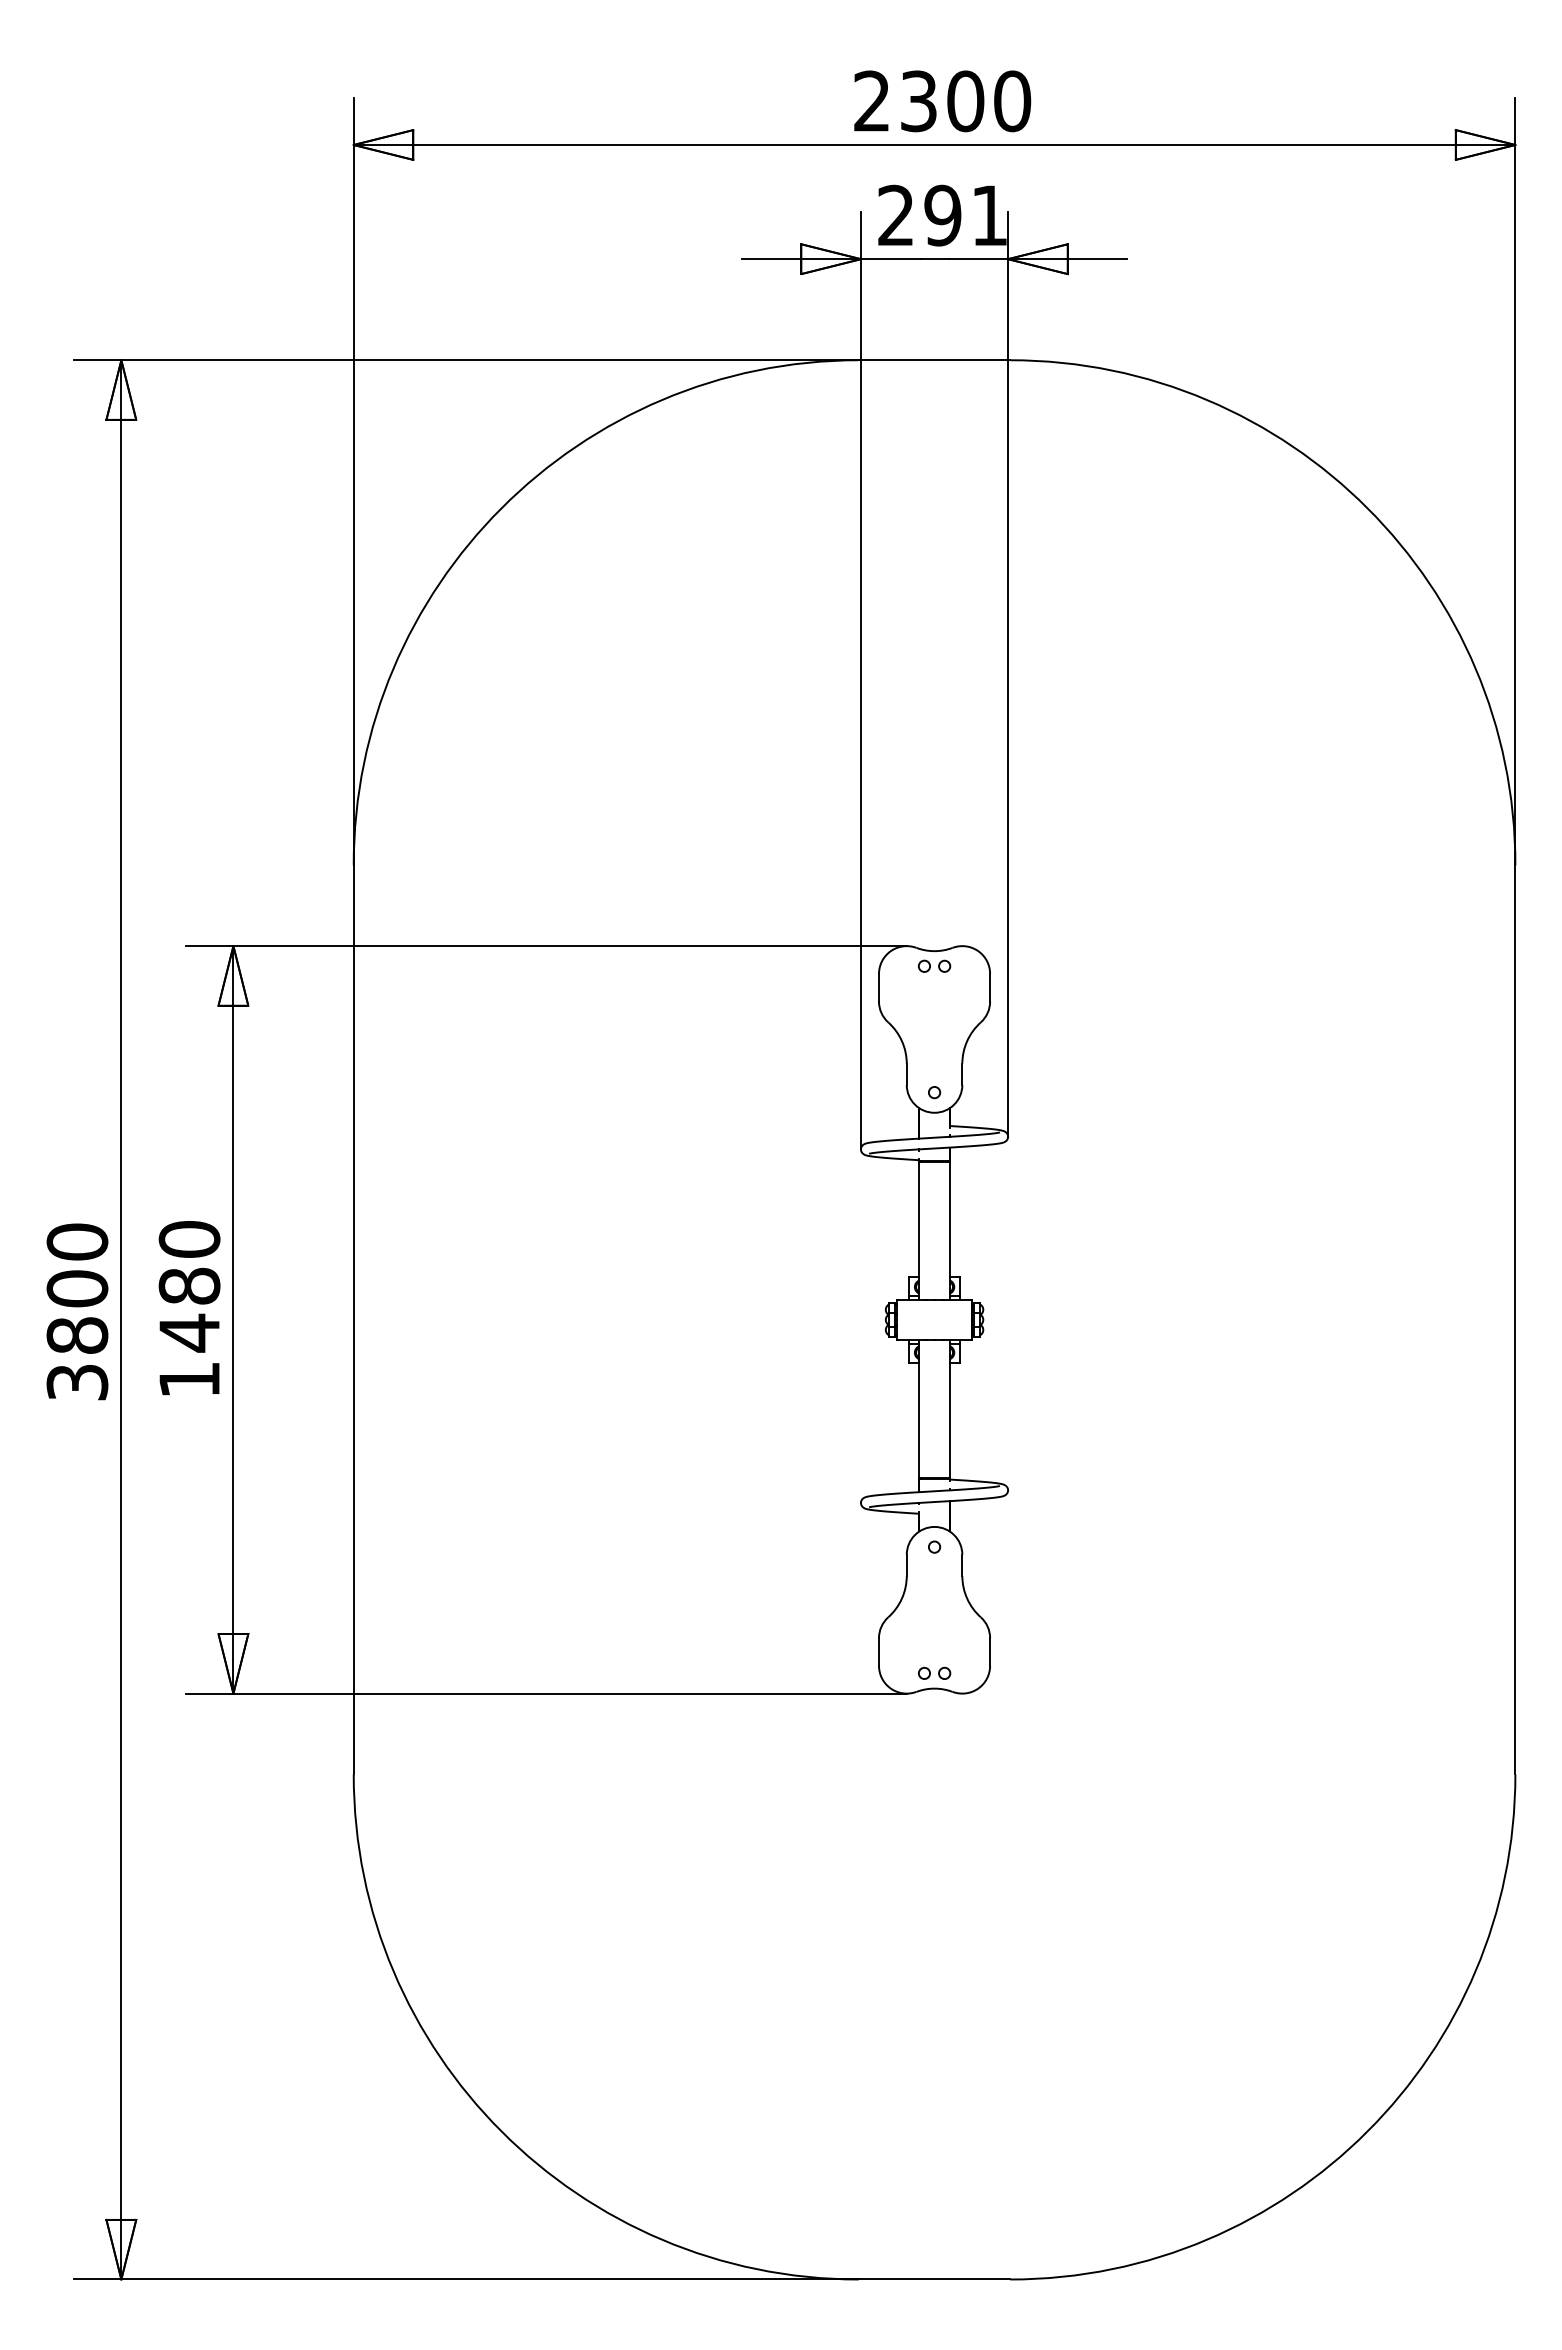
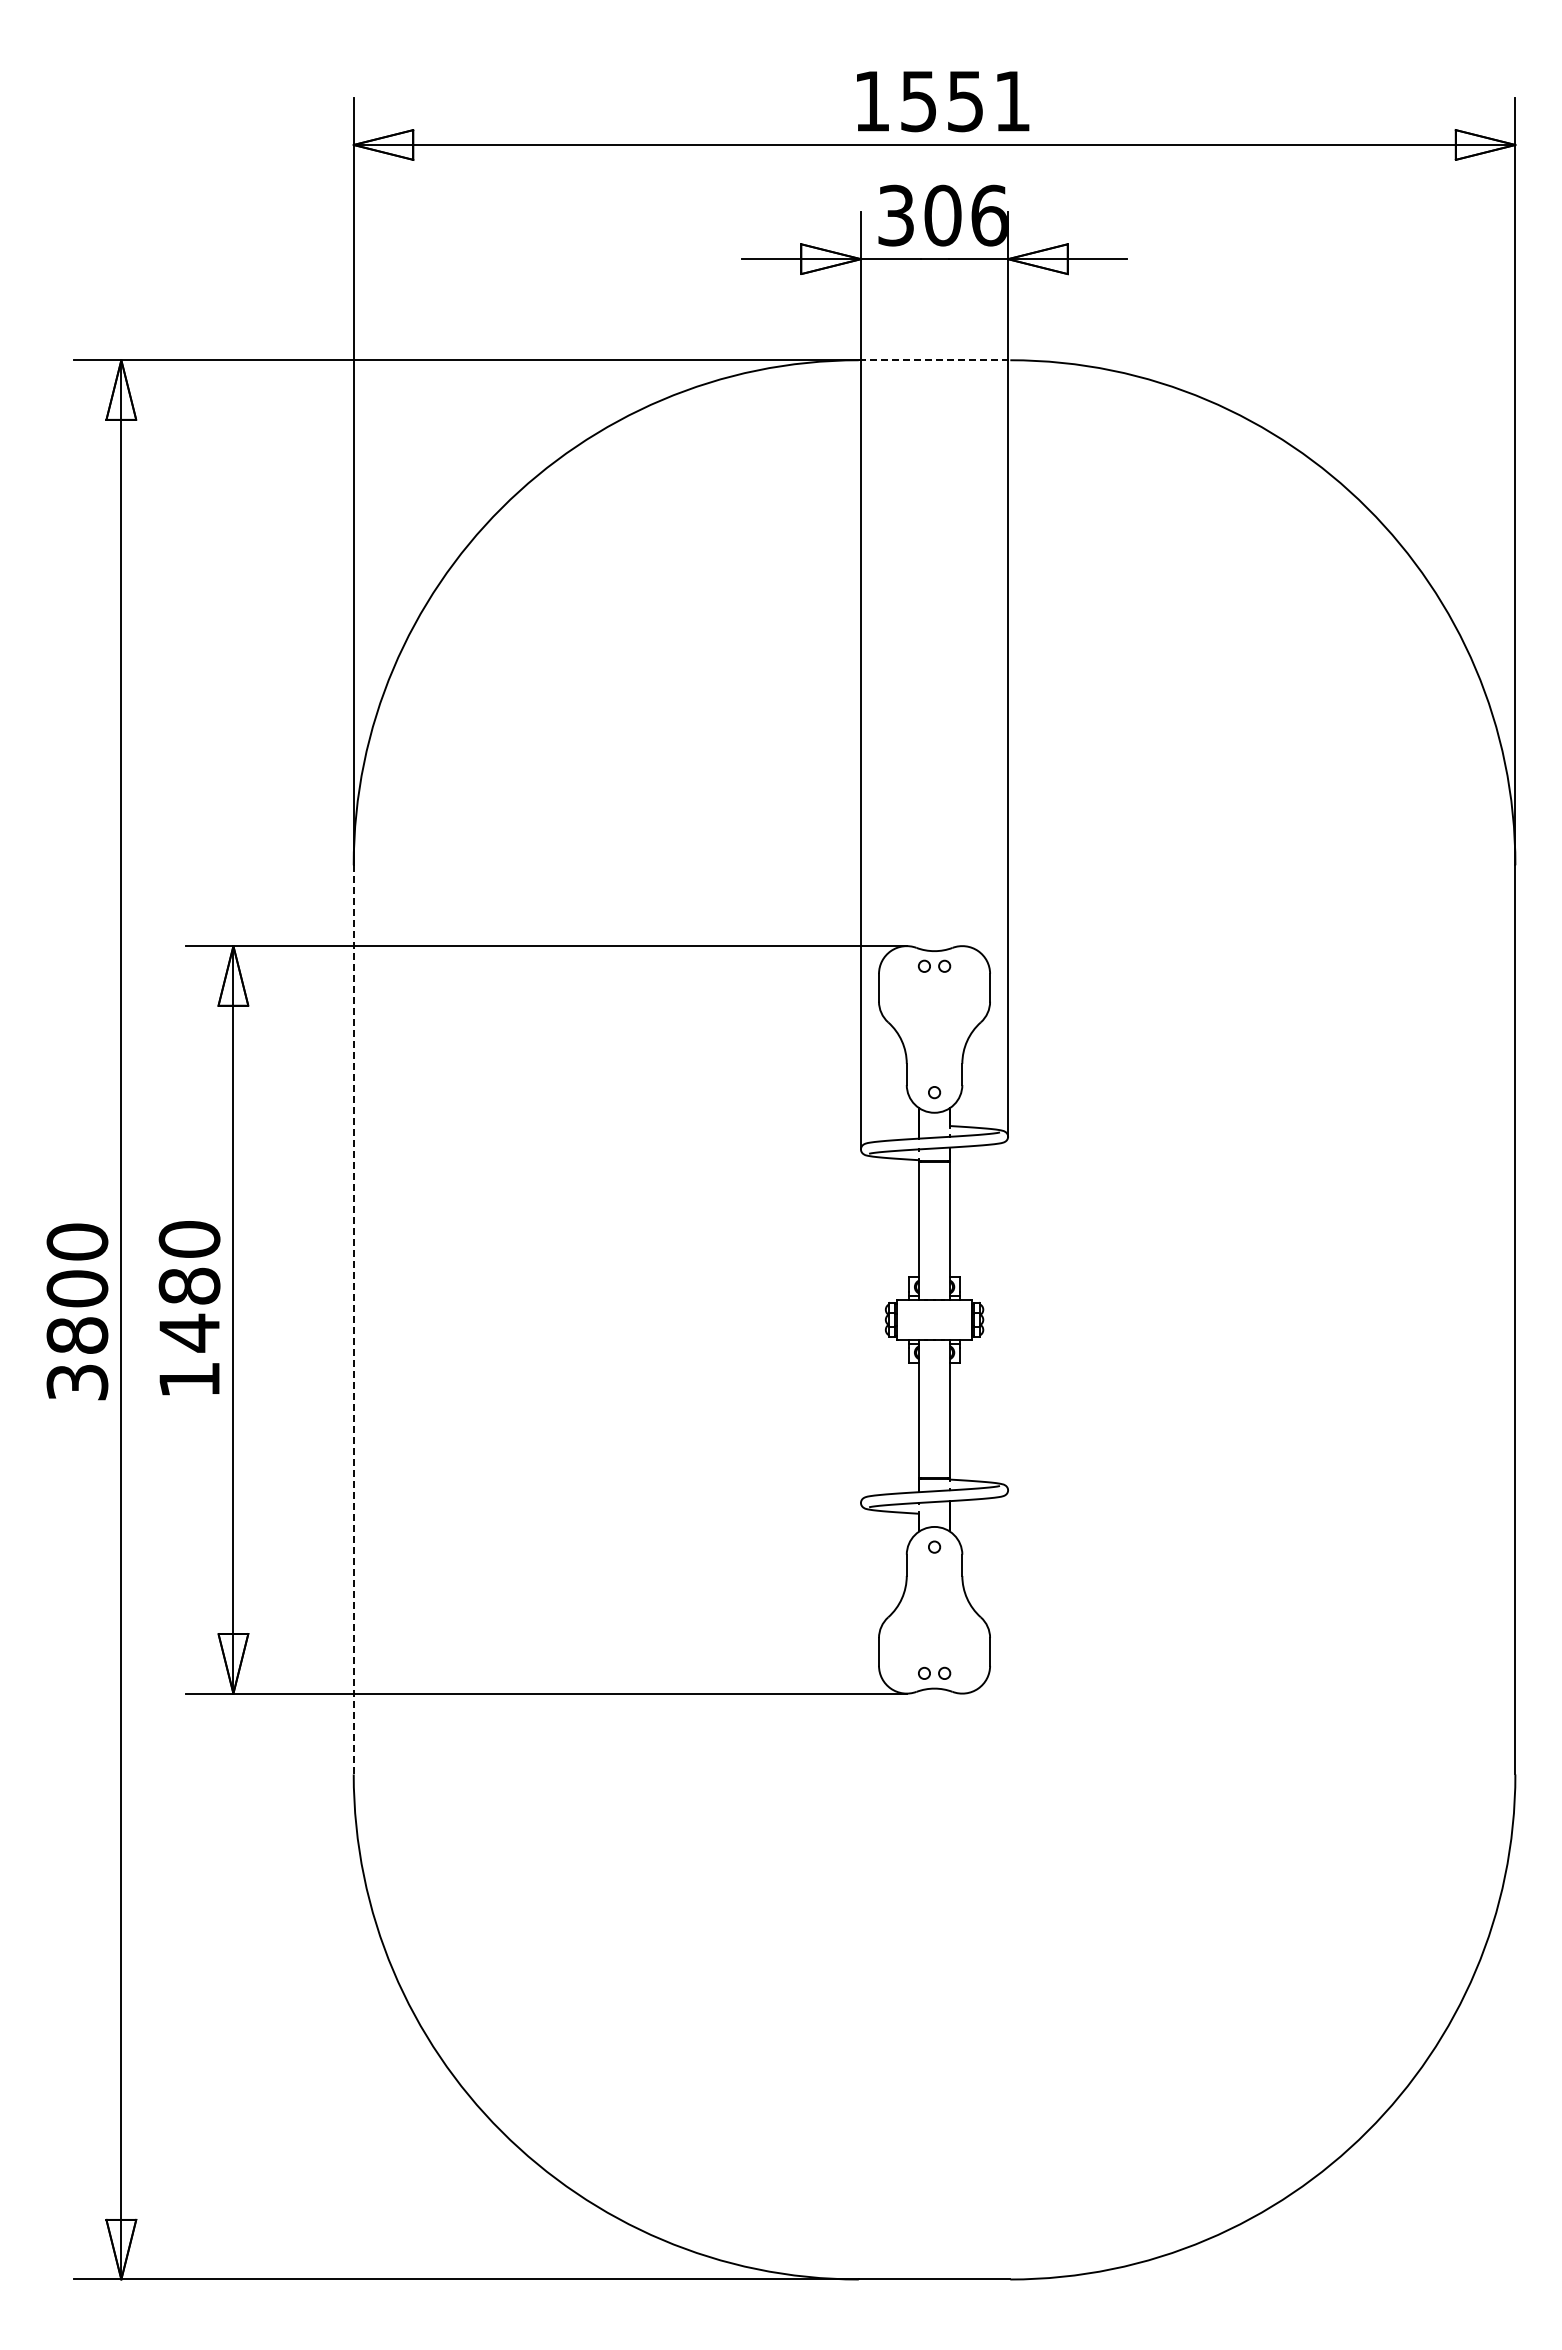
text: 2300 -> 1551 (942, 101)
text: 291 -> 306 (942, 215)
line: solid -> dashed (934, 360)
line: solid -> dashed (353, 1319)
